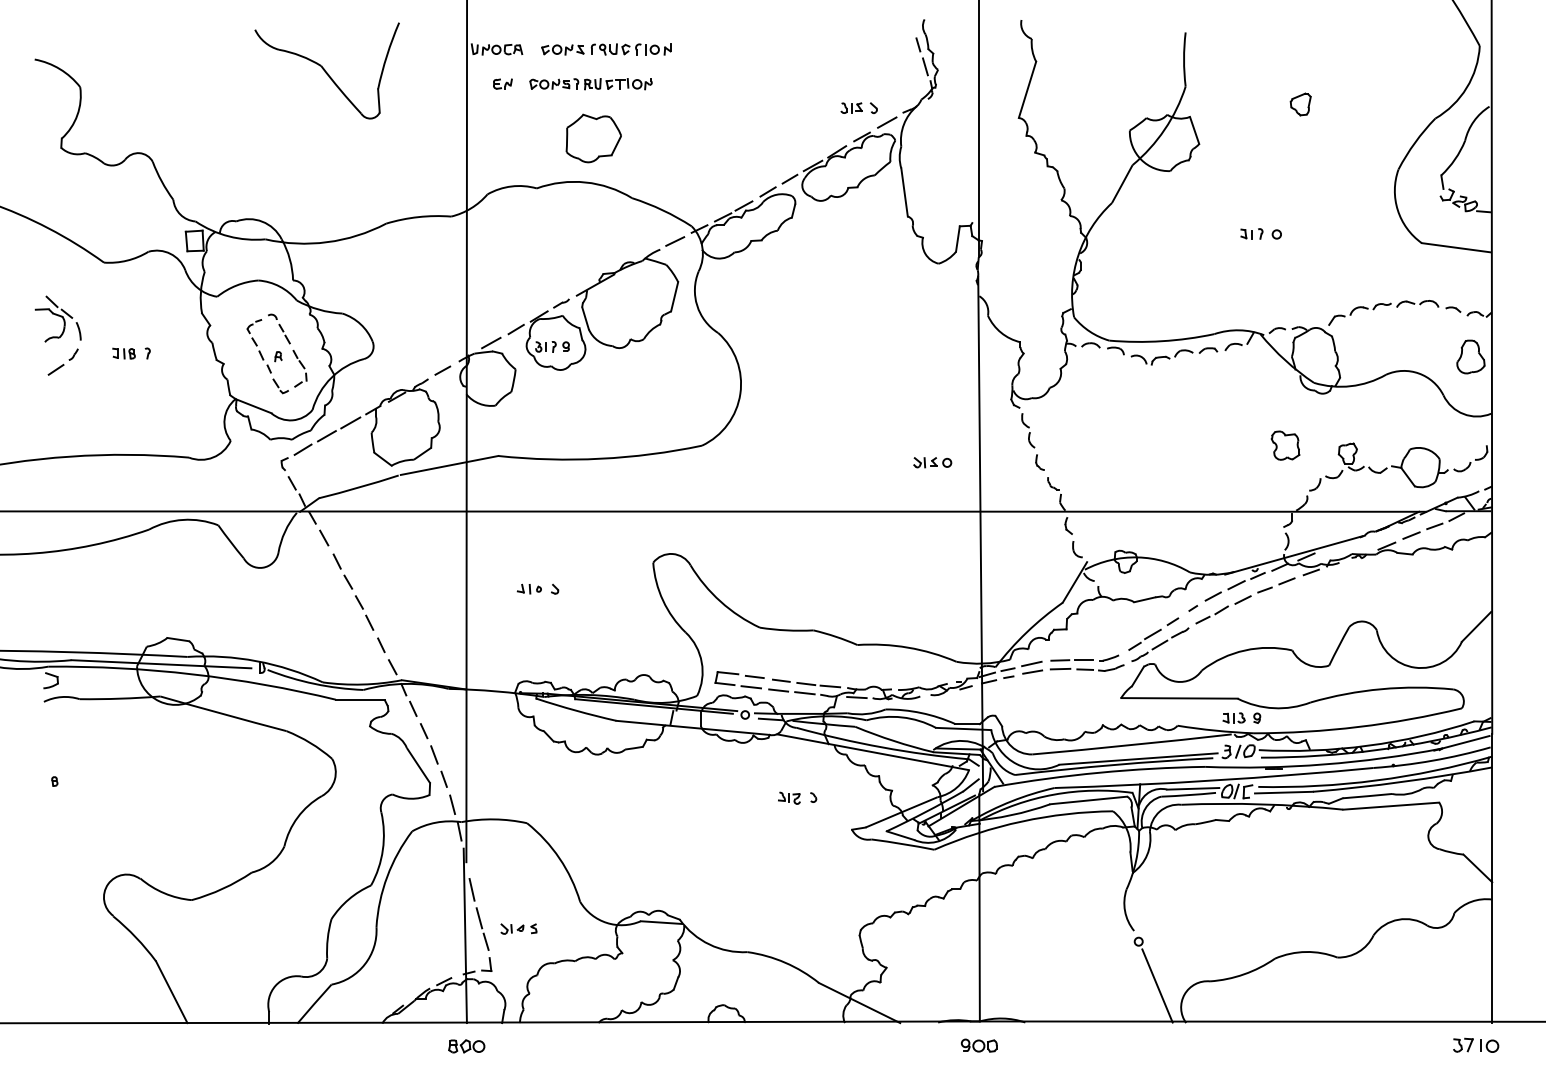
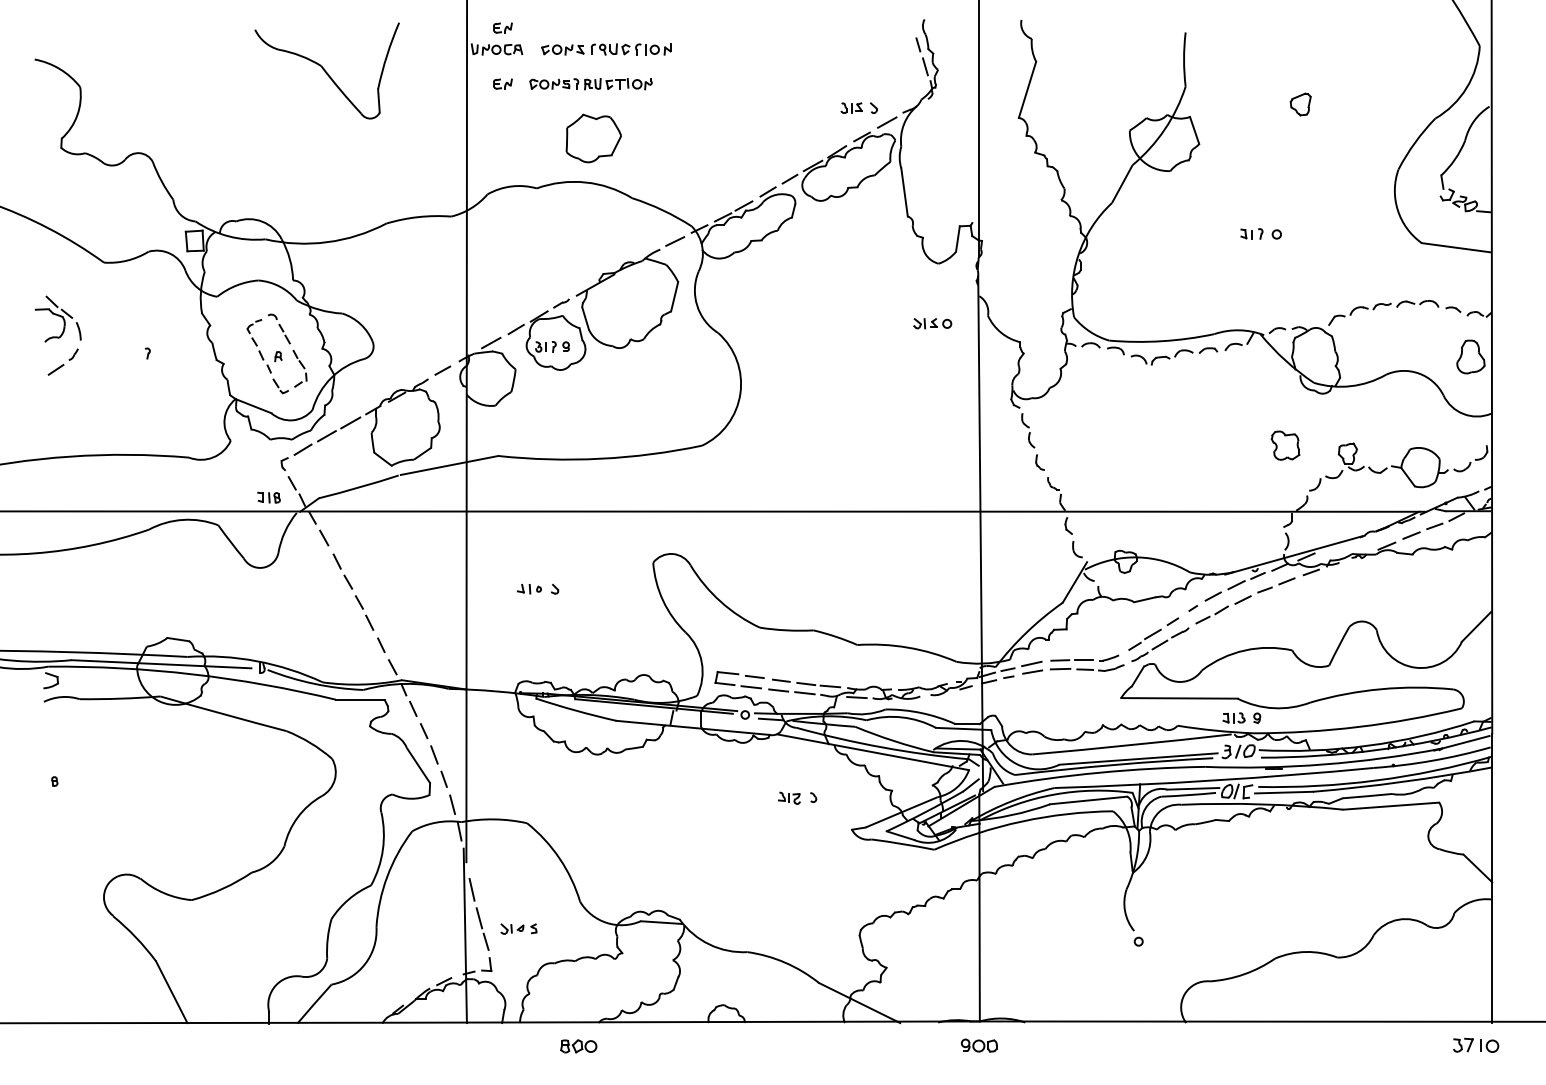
part: none -> present (502, 27)
part position: (123, 353) -> (268, 497) (268, 497)
part position: (932, 462) -> (932, 323) (932, 323)
line: present -> none (1157, 985)
part position: (466, 1046) -> (578, 1046) (578, 1046)
